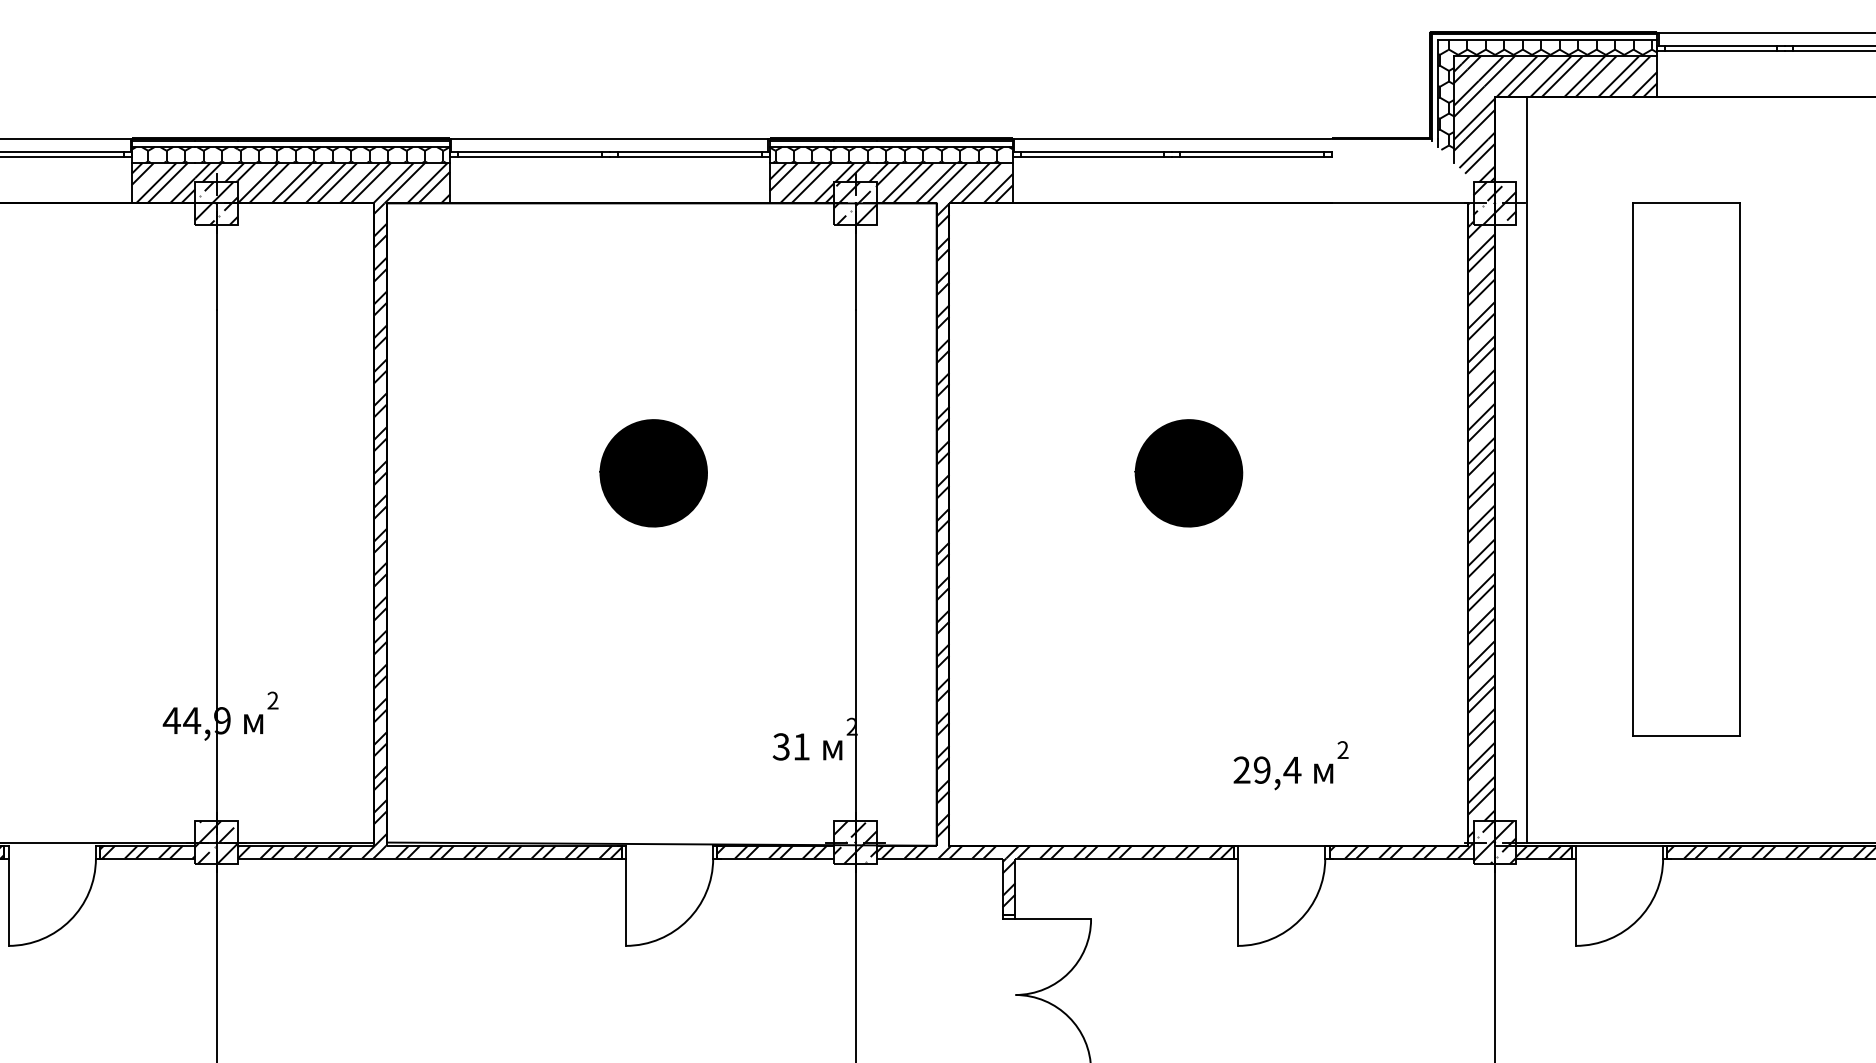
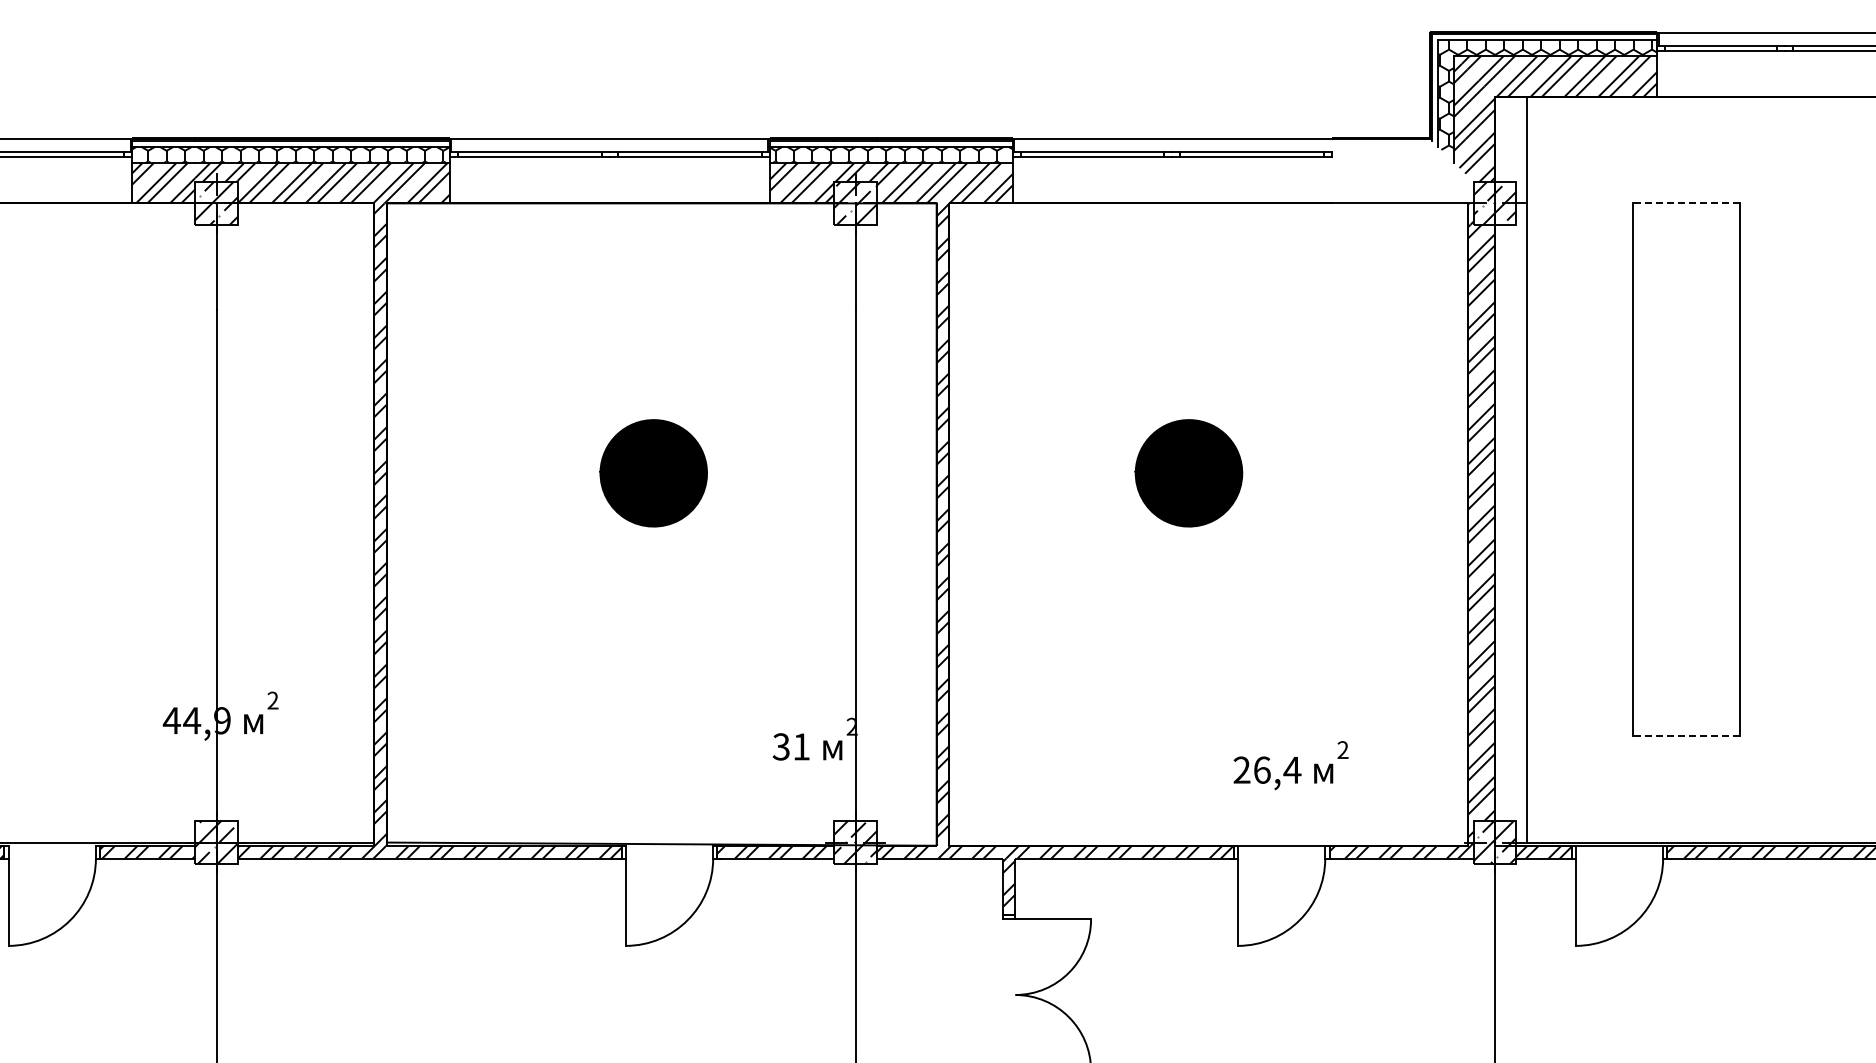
line: solid -> dashed (1686, 203)
line: solid -> dashed (1686, 736)
text: 29,4 -> 26,4 (1261, 769)
